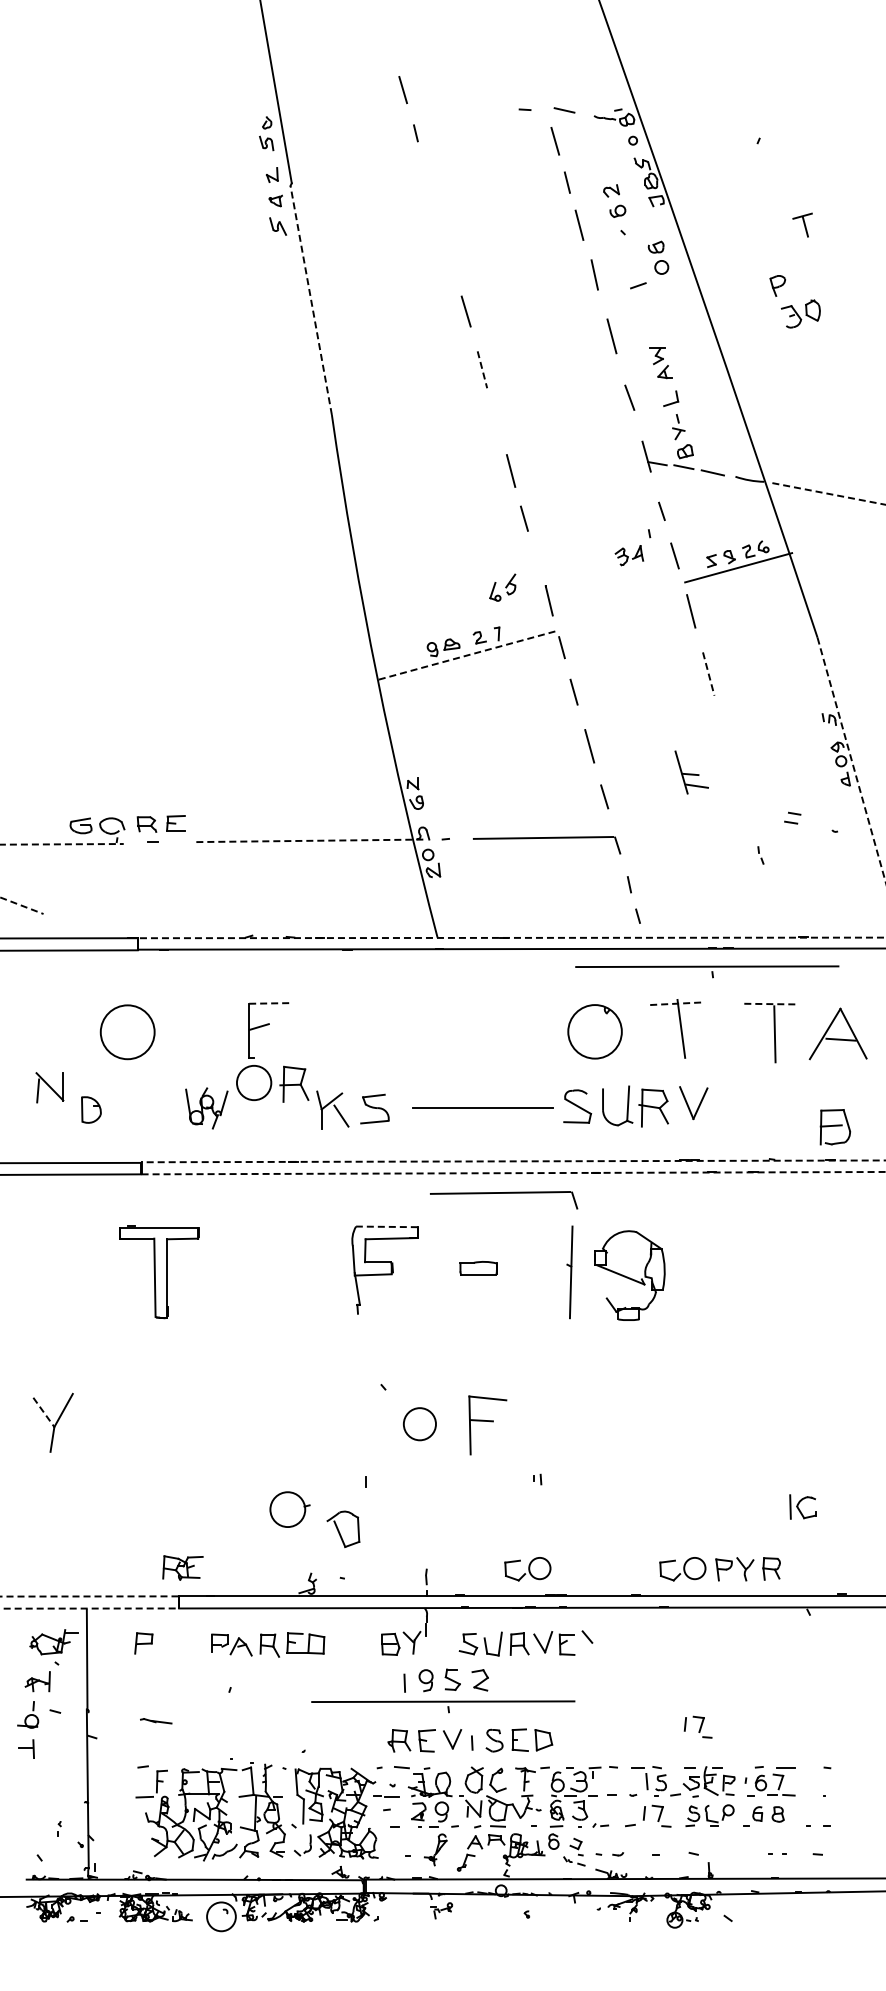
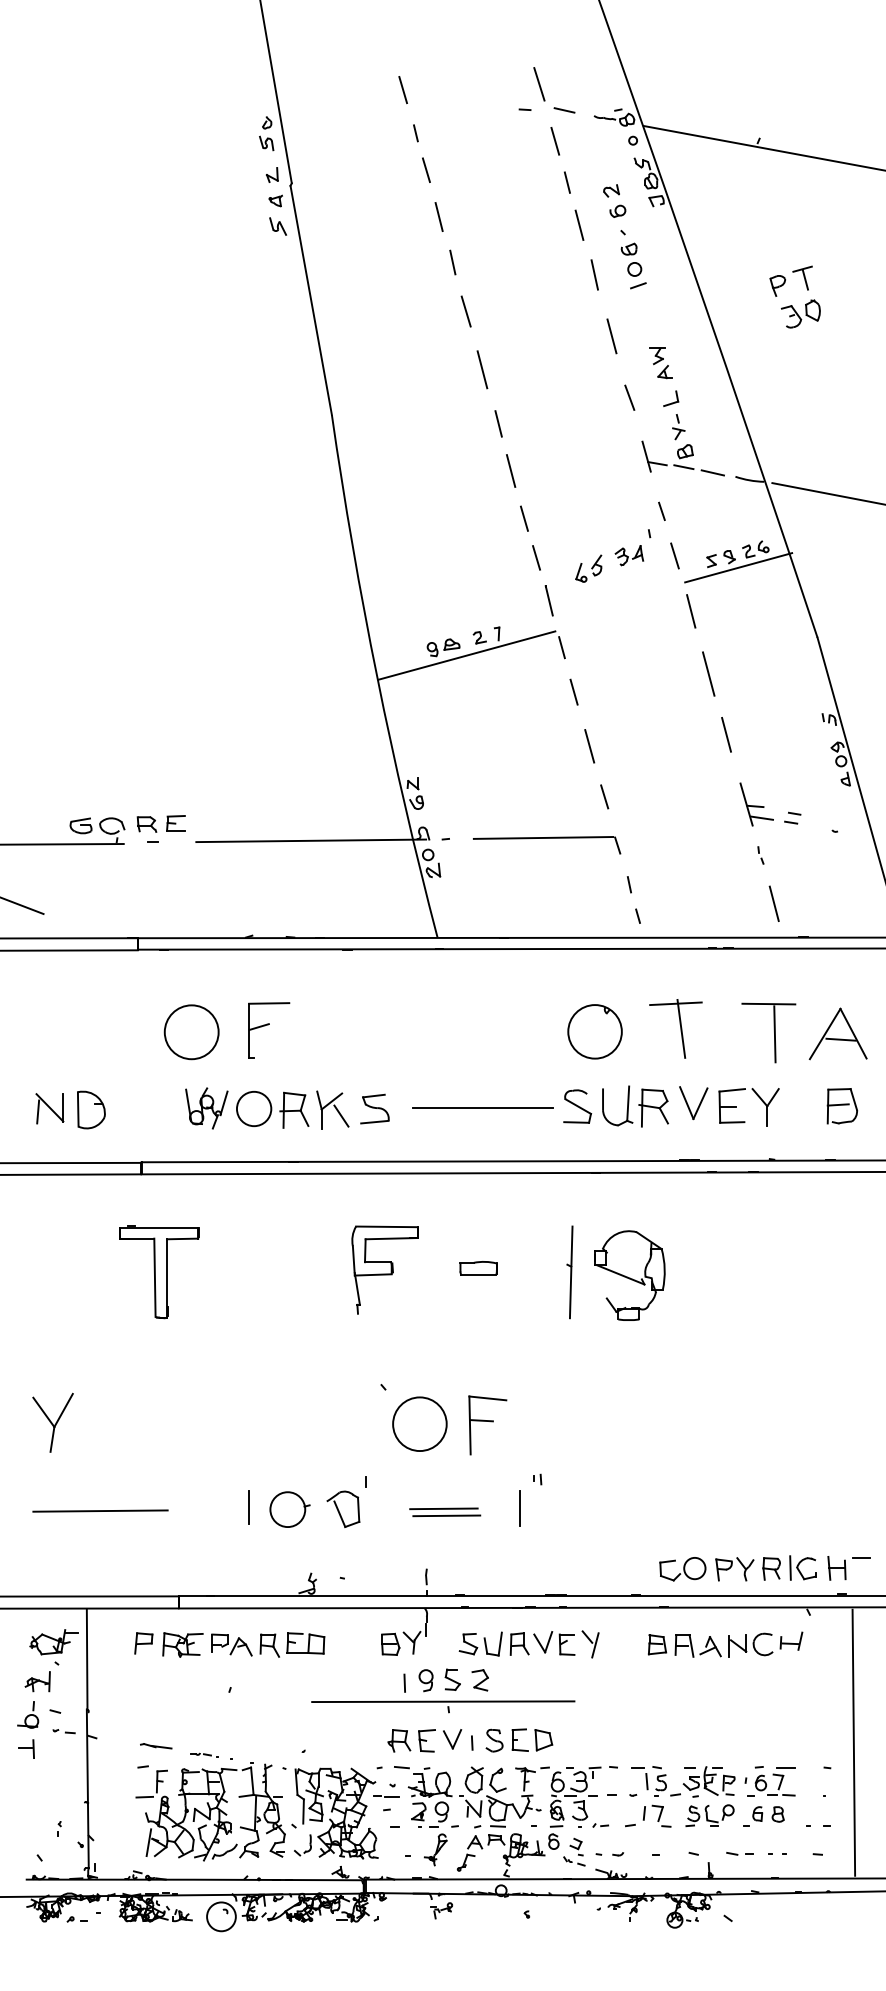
line: none -> present (539, 84)
line: none -> present (762, 148)
line: none -> present (426, 169)
line: none -> present (438, 217)
part position: (802, 224) -> (802, 277) (802, 277)
part position: (658, 257) -> (631, 259) (631, 259)
line: none -> present (452, 262)
line: dashed -> solid (311, 299)
line: dashed -> solid (482, 370)
line: none -> present (498, 423)
line: dashed -> solid (829, 493)
line: none -> present (536, 557)
part position: (502, 587) -> (588, 568) (588, 568)
line: dashed -> solid (466, 655)
line: dashed -> solid (708, 674)
line: none -> present (726, 734)
line: dashed -> solid (851, 760)
part position: (691, 772) -> (756, 804) (756, 804)
line: dashed -> solid (311, 840)
line: dashed -> solid (62, 844)
line: none -> present (773, 903)
line: dashed -> solid (22, 905)
line: dashed -> solid (511, 937)
part: present -> none (707, 971)
line: dashed -> solid (269, 1003)
line: dashed -> solid (675, 1003)
line: dashed -> solid (768, 1004)
circle position: (127, 1032) -> (191, 1032) (191, 1032)
part position: (272, 1083) -> (272, 1109) (272, 1109)
part position: (49, 1087) -> (49, 1108) (49, 1108)
part: none -> present (736, 1107)
part size: 21x28 px -> 29x40 px (91, 1109)
part position: (835, 1127) -> (842, 1106) (842, 1106)
line: dashed -> solid (513, 1161)
line: dashed -> solid (514, 1173)
part: present -> none (504, 1193)
line: dashed -> solid (386, 1226)
line: dashed -> solid (44, 1412)
circle diameter: 32 px -> 54 px (419, 1424)
part position: (802, 1506) -> (802, 1567) (802, 1567)
line: none -> present (248, 1507)
line: none -> present (443, 1508)
line: none -> present (519, 1508)
line: none -> present (100, 1510)
line: none -> present (446, 1515)
part position: (343, 1529) -> (343, 1509) (343, 1509)
part position: (182, 1567) -> (182, 1644) (182, 1644)
part: none -> present (848, 1568)
part: present -> none (527, 1569)
line: dashed -> solid (89, 1596)
line: dashed -> solid (89, 1608)
part: none -> present (725, 1644)
line: none -> present (595, 1645)
part position: (156, 1721) -> (156, 1746) (156, 1746)
part: present -> none (697, 1726)
part: none -> present (63, 1731)
line: none -> present (853, 1742)
part: none -> present (204, 1754)
line: none -> present (148, 1842)
part: none -> present (739, 1853)
